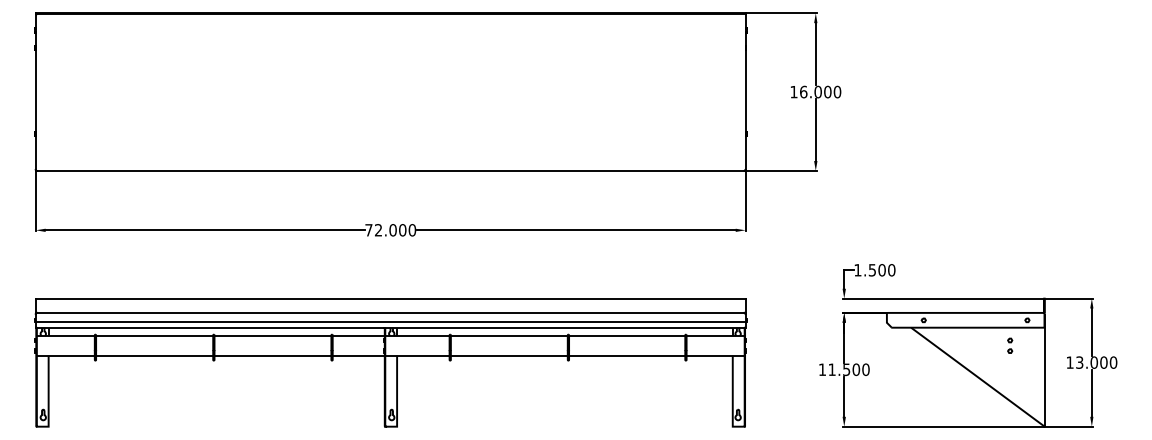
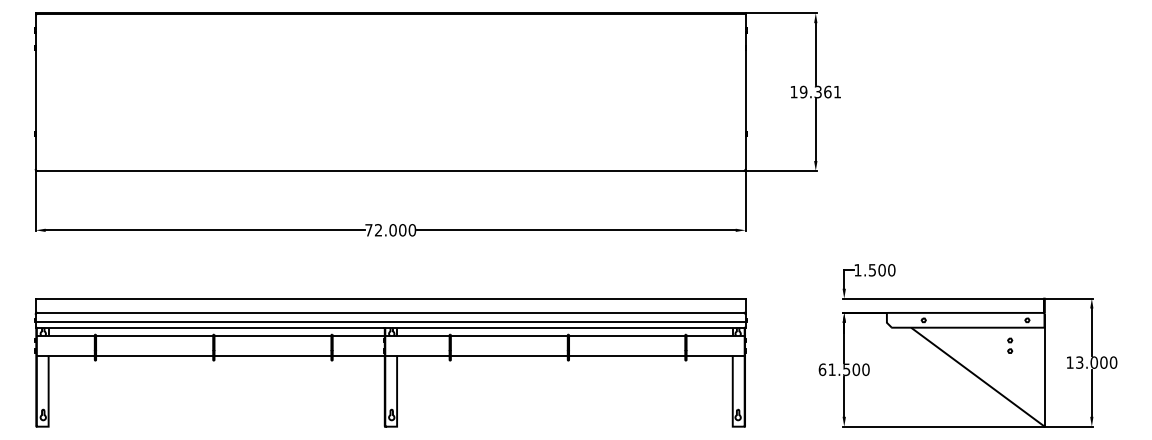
text: 16.000 -> 19.361 (820, 91)
text: 11.500 -> 61.500 (822, 369)
